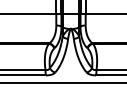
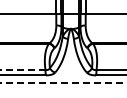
line: solid -> dashed (23, 70)
line: solid -> dashed (63, 82)
